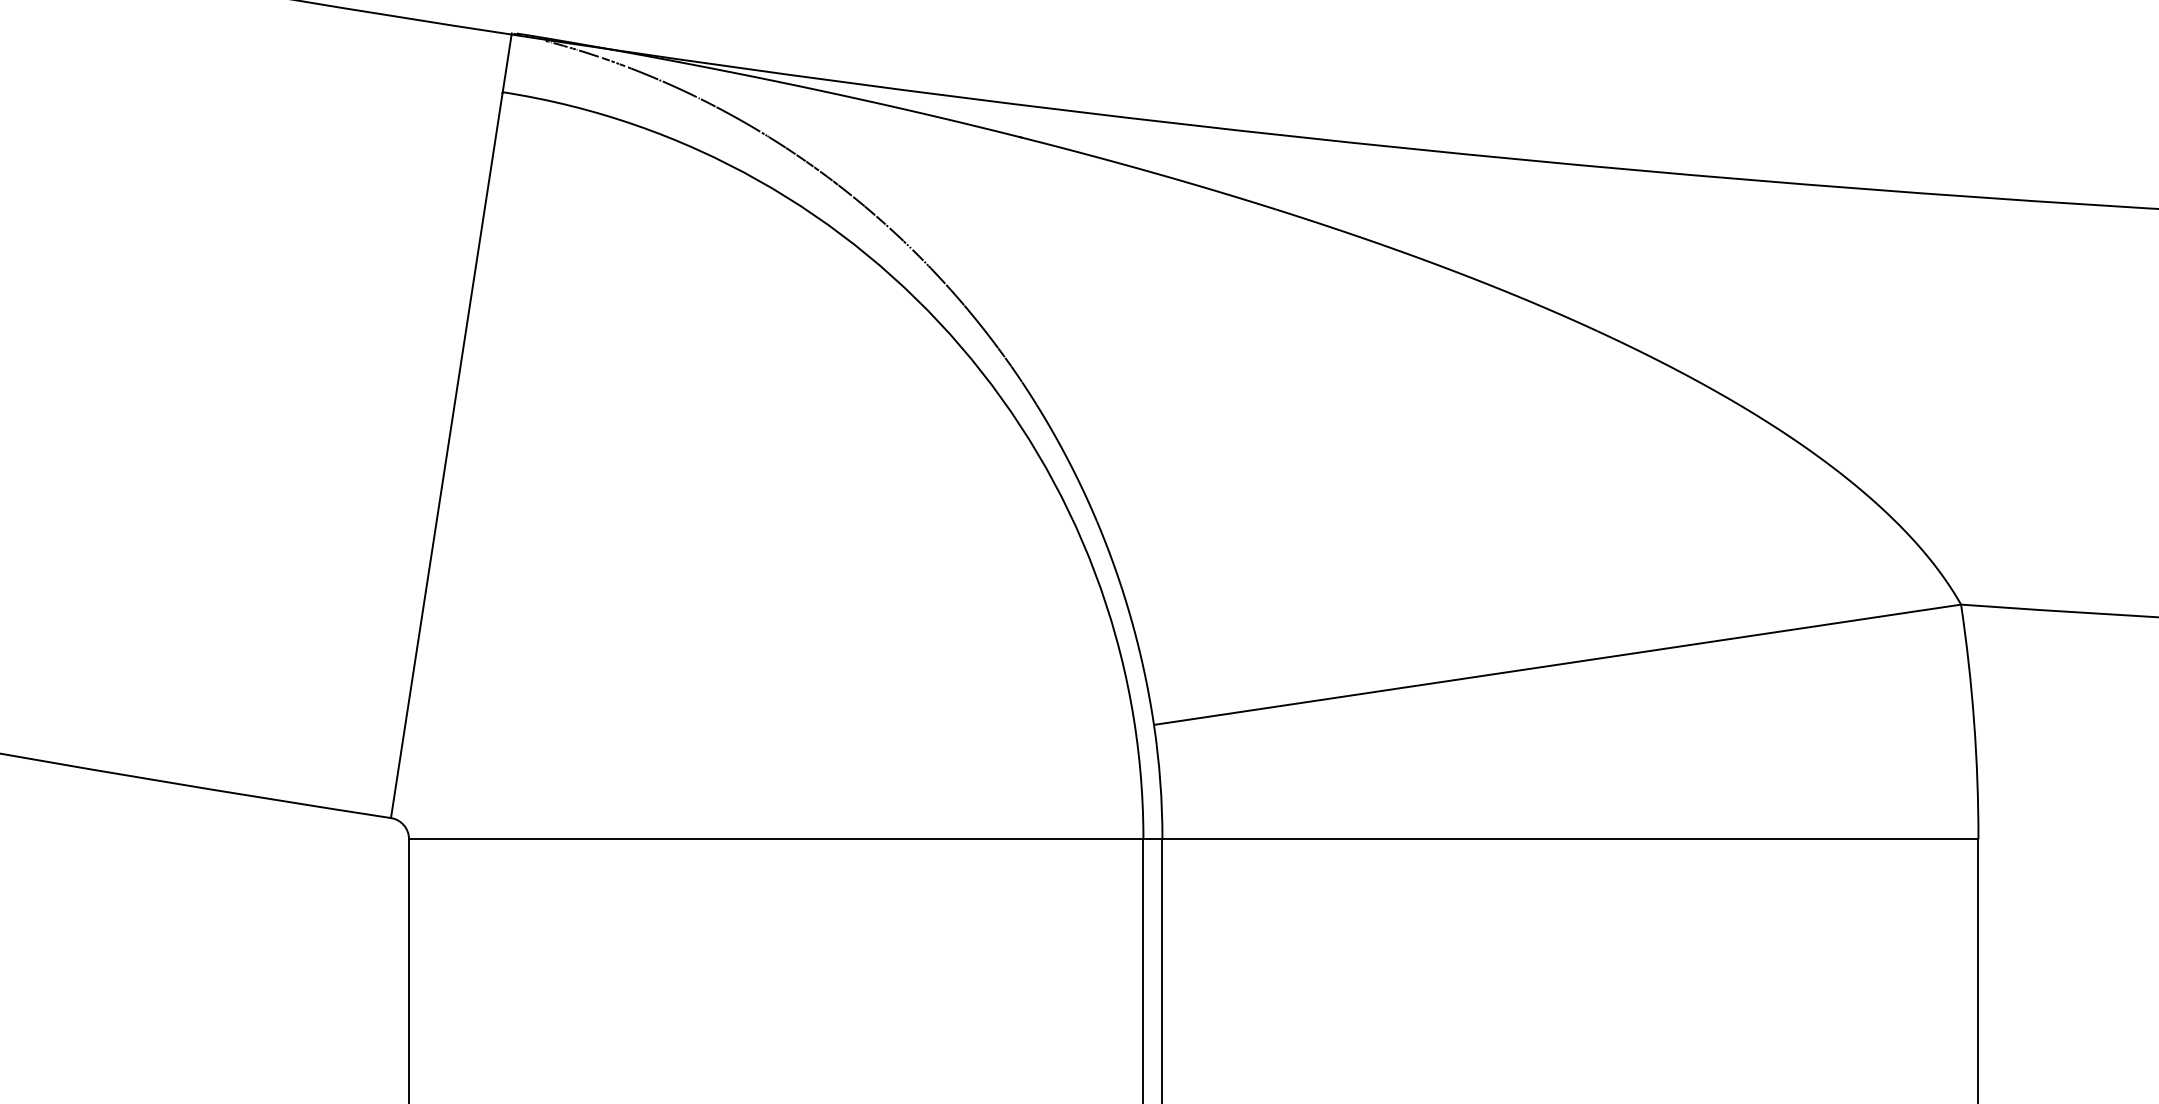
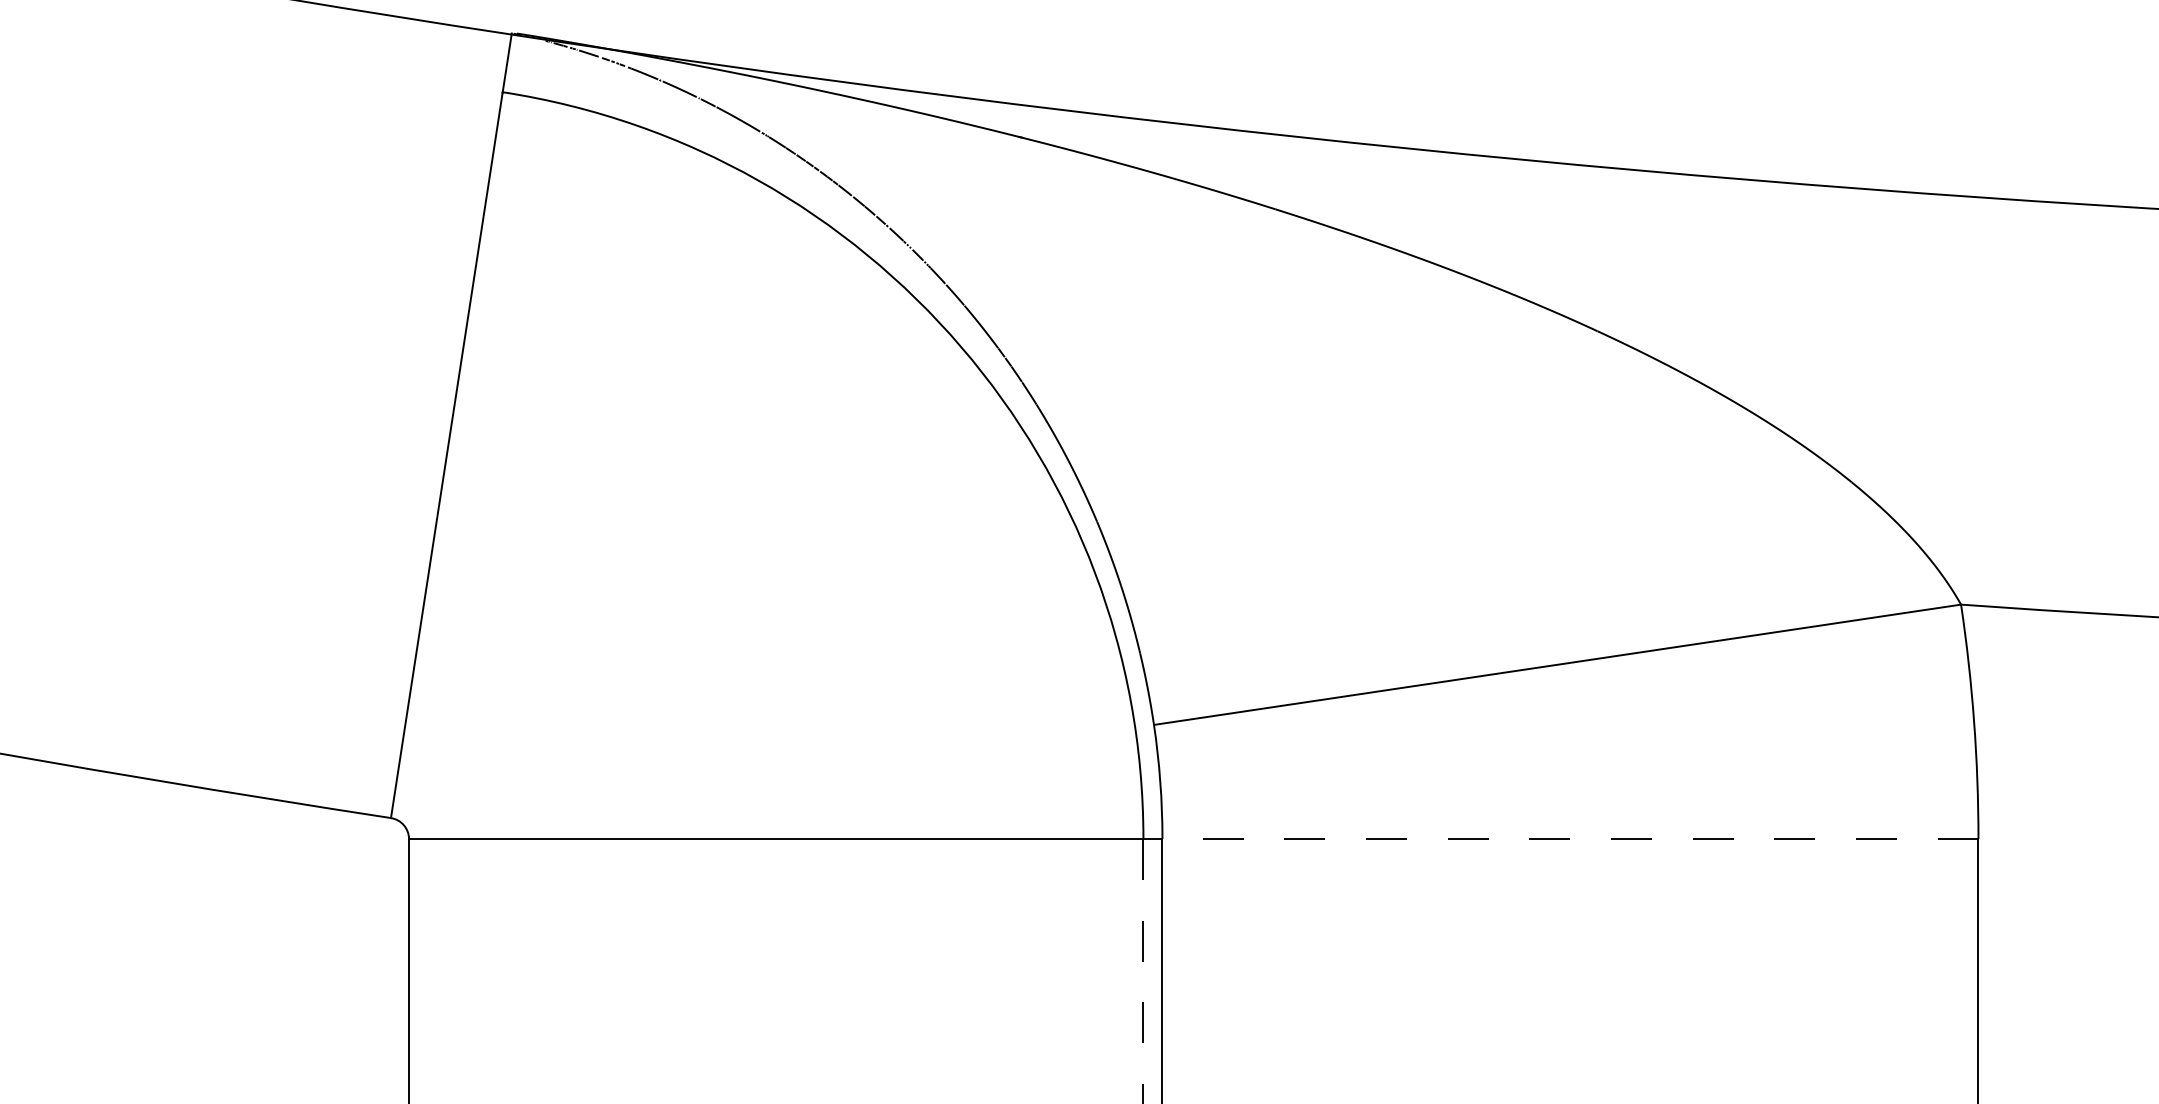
line: solid -> dashed (1569, 839)
line: solid -> dashed (1143, 971)
